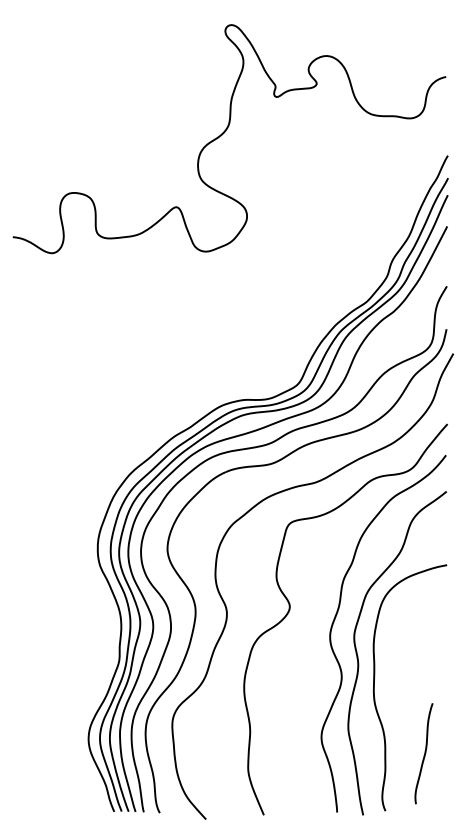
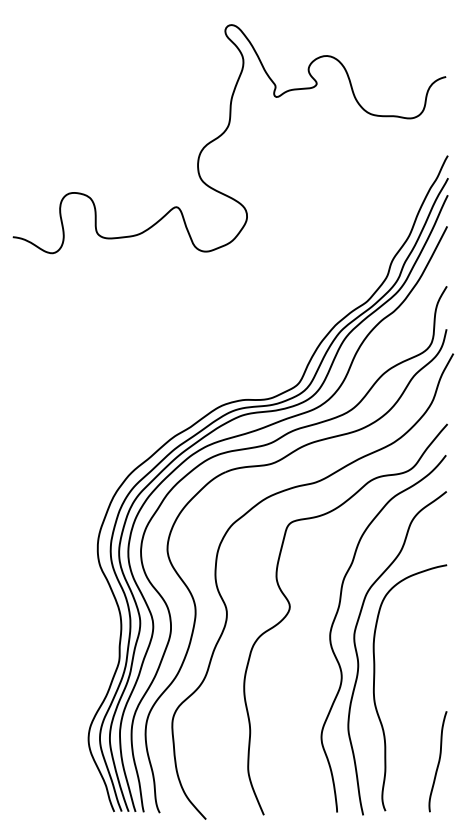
curve position: (424, 753) -> (438, 761) (438, 761)
